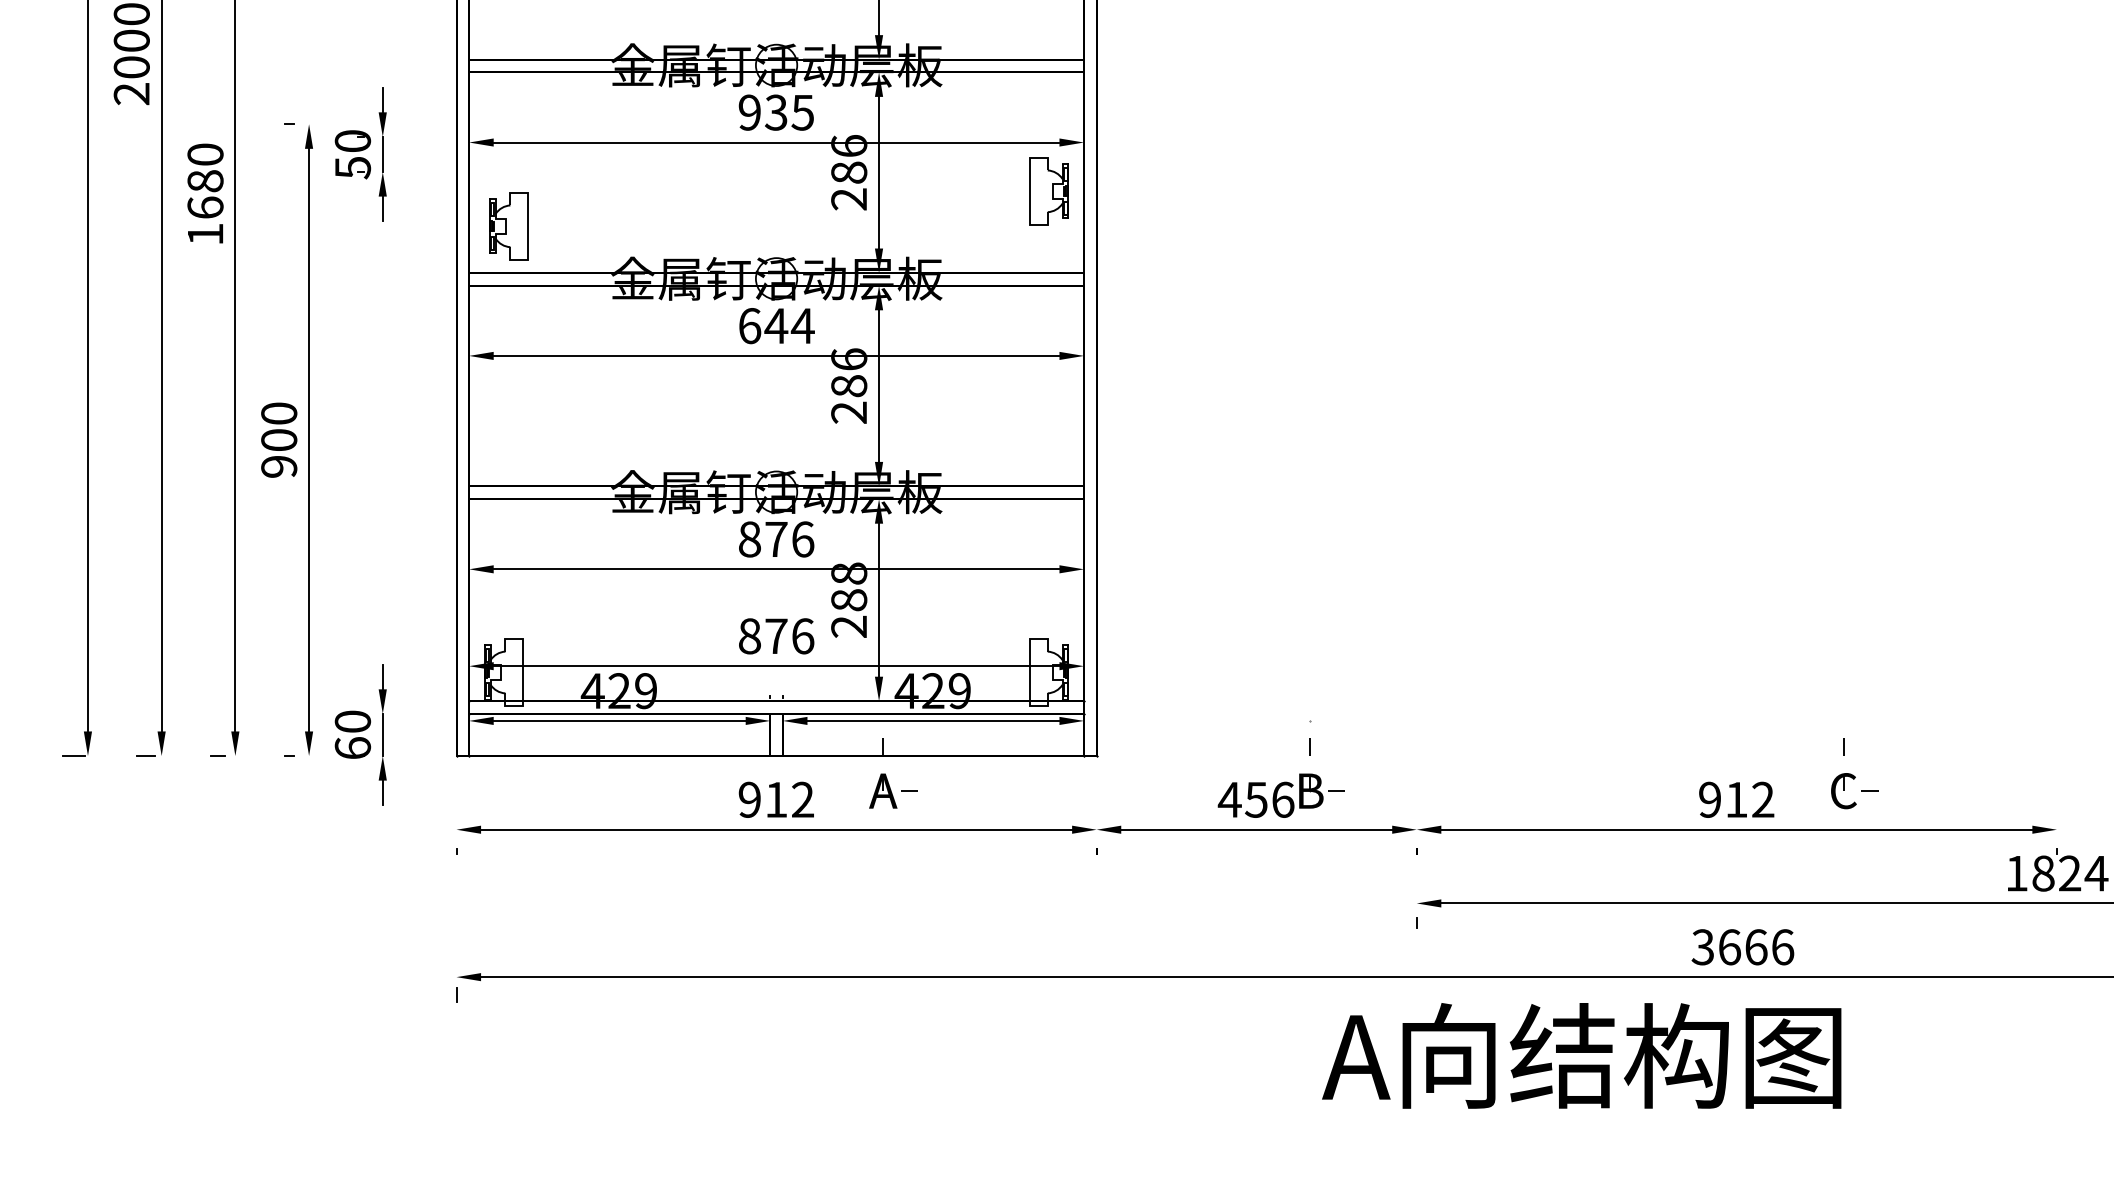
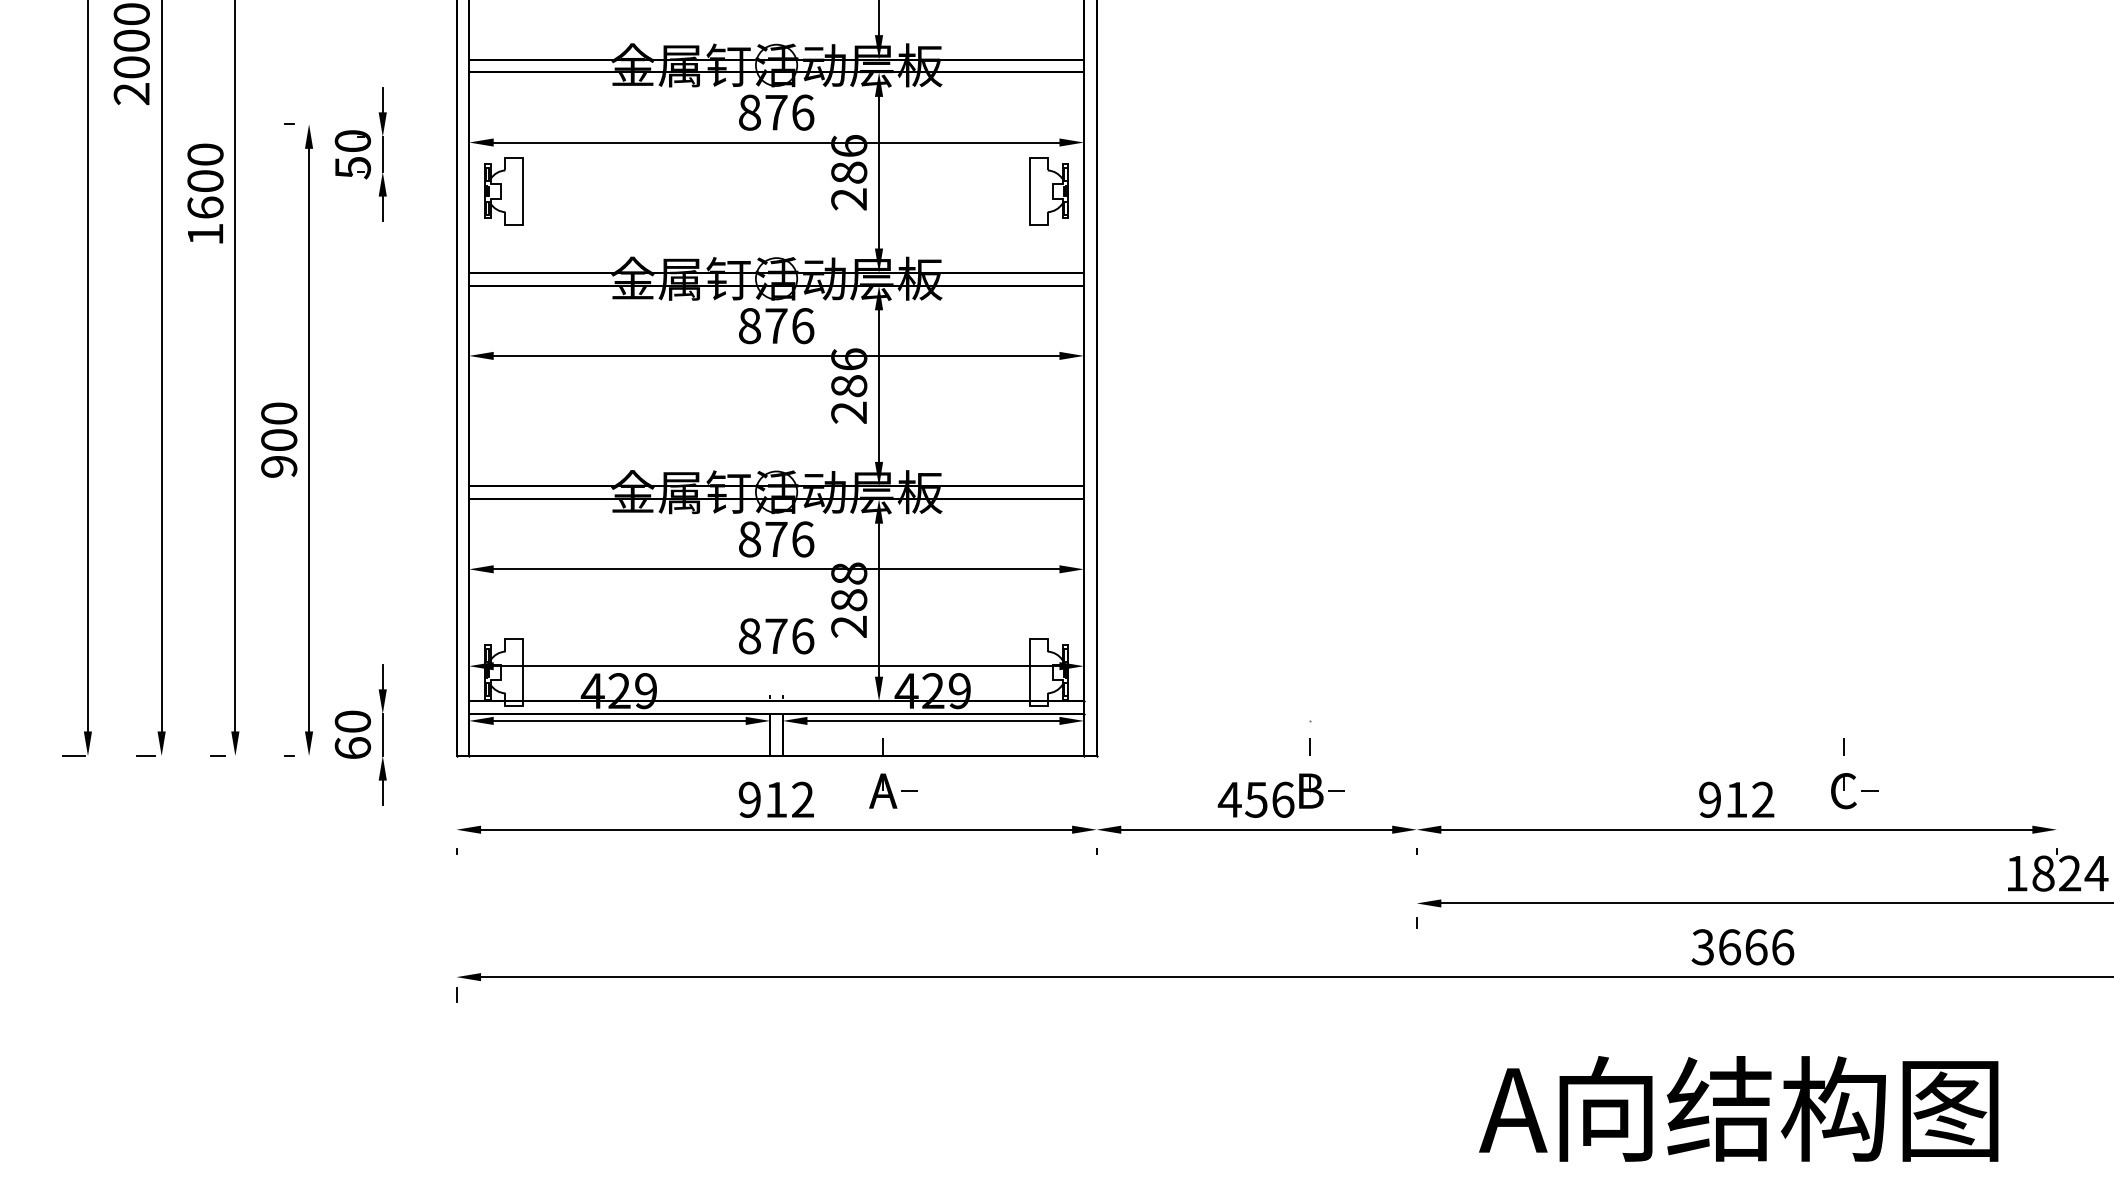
text: 935 -> 876 (776, 112)
text: 1680 -> 1600 (205, 181)
part position: (508, 226) -> (503, 191) (503, 191)
text: 644 -> 876 (776, 326)
text position: (1581, 1055) -> (1738, 1108) (1738, 1108)
